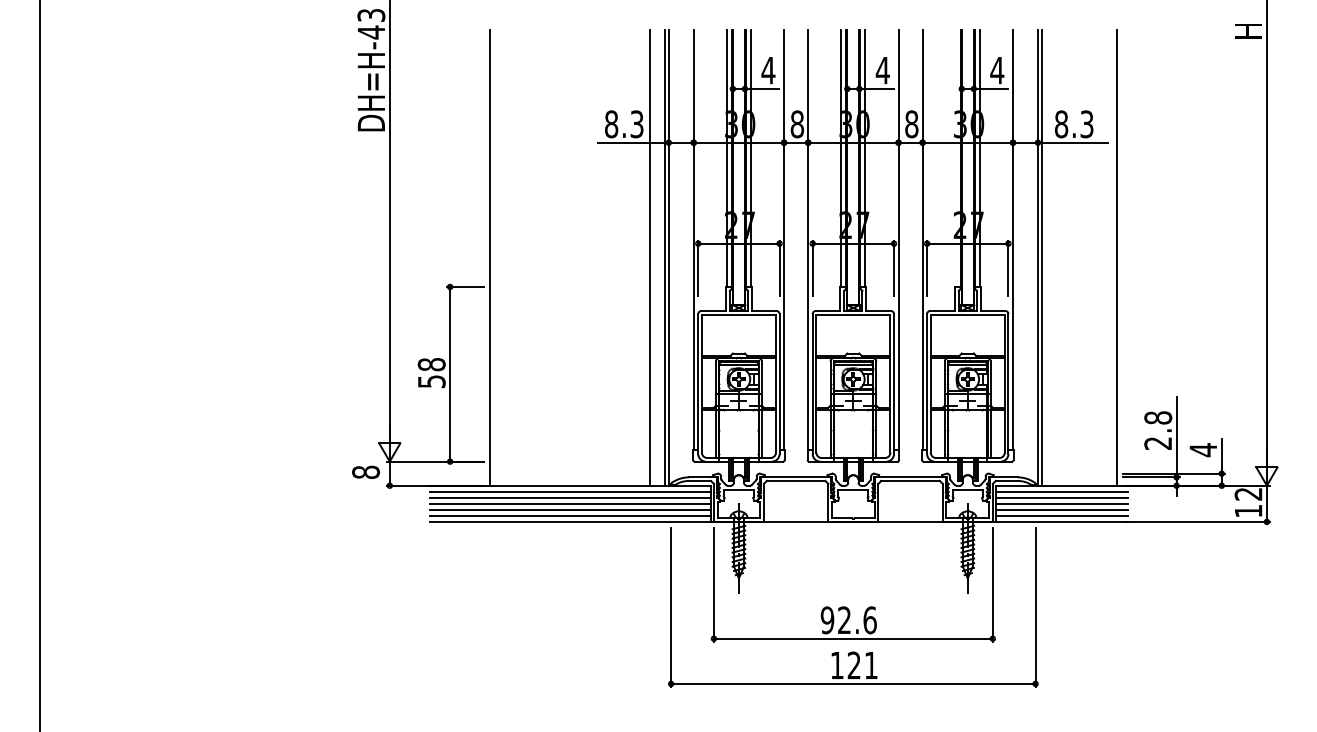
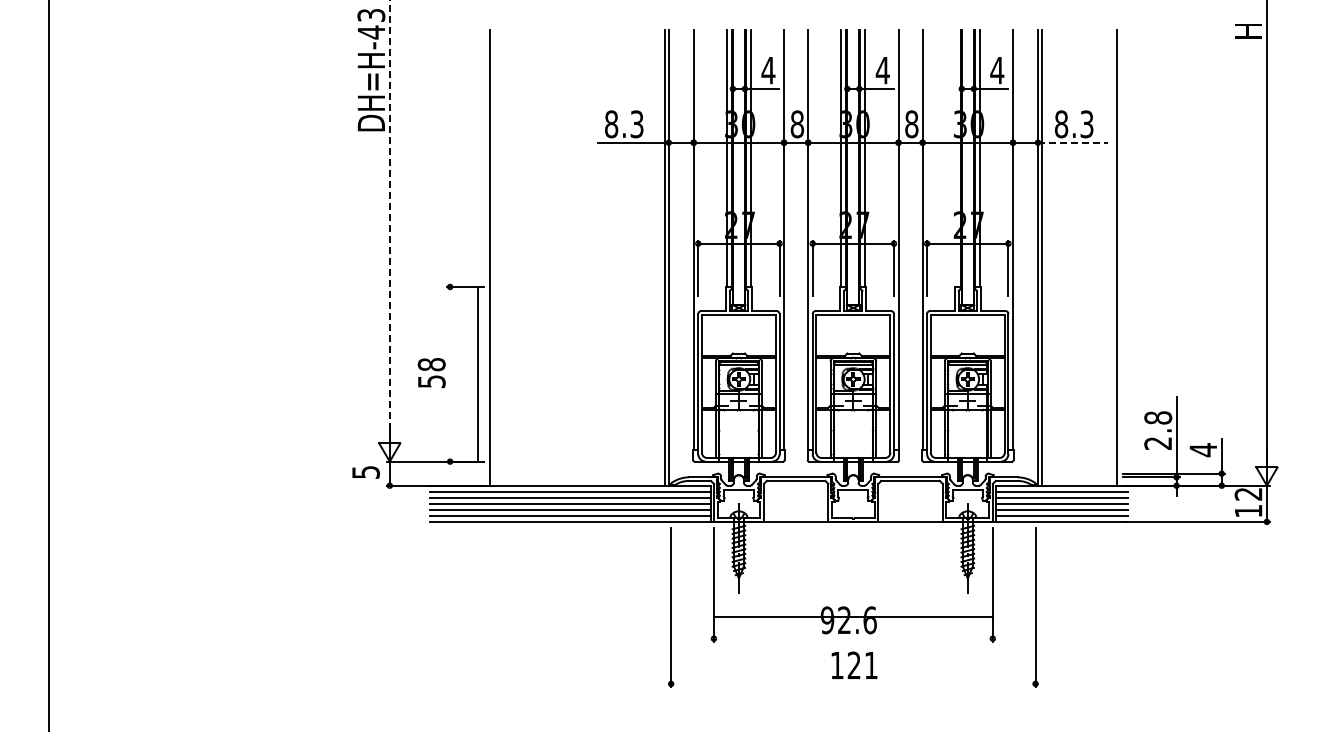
line: solid -> dashed (1073, 142)
line: solid -> dashed (389, 220)
line: present -> none (649, 257)
line position: (39, 365) -> (48, 365) (48, 365)
line position: (450, 373) -> (478, 373) (478, 373)
text: 8 -> 5 (365, 471)
line position: (852, 638) -> (852, 616) (852, 616)
line: present -> none (853, 683)
